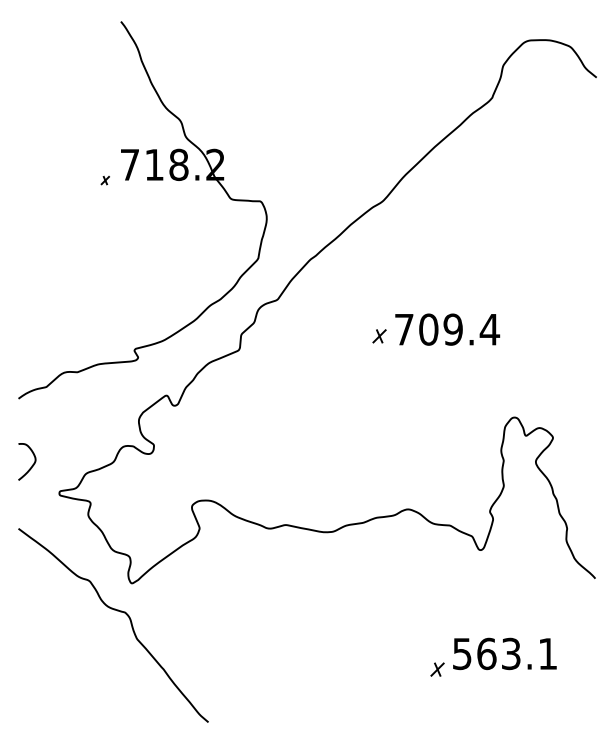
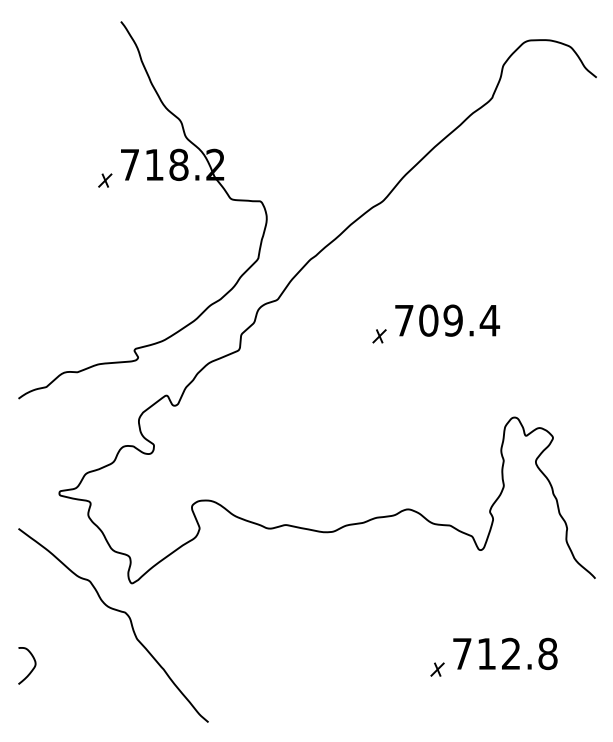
part size: 10x10 px -> 15x15 px (105, 180)
text position: (447, 329) -> (447, 320) (447, 320)
curve position: (31, 465) -> (31, 669) (31, 669)
text: 563.1 -> 712.8 (505, 653)
